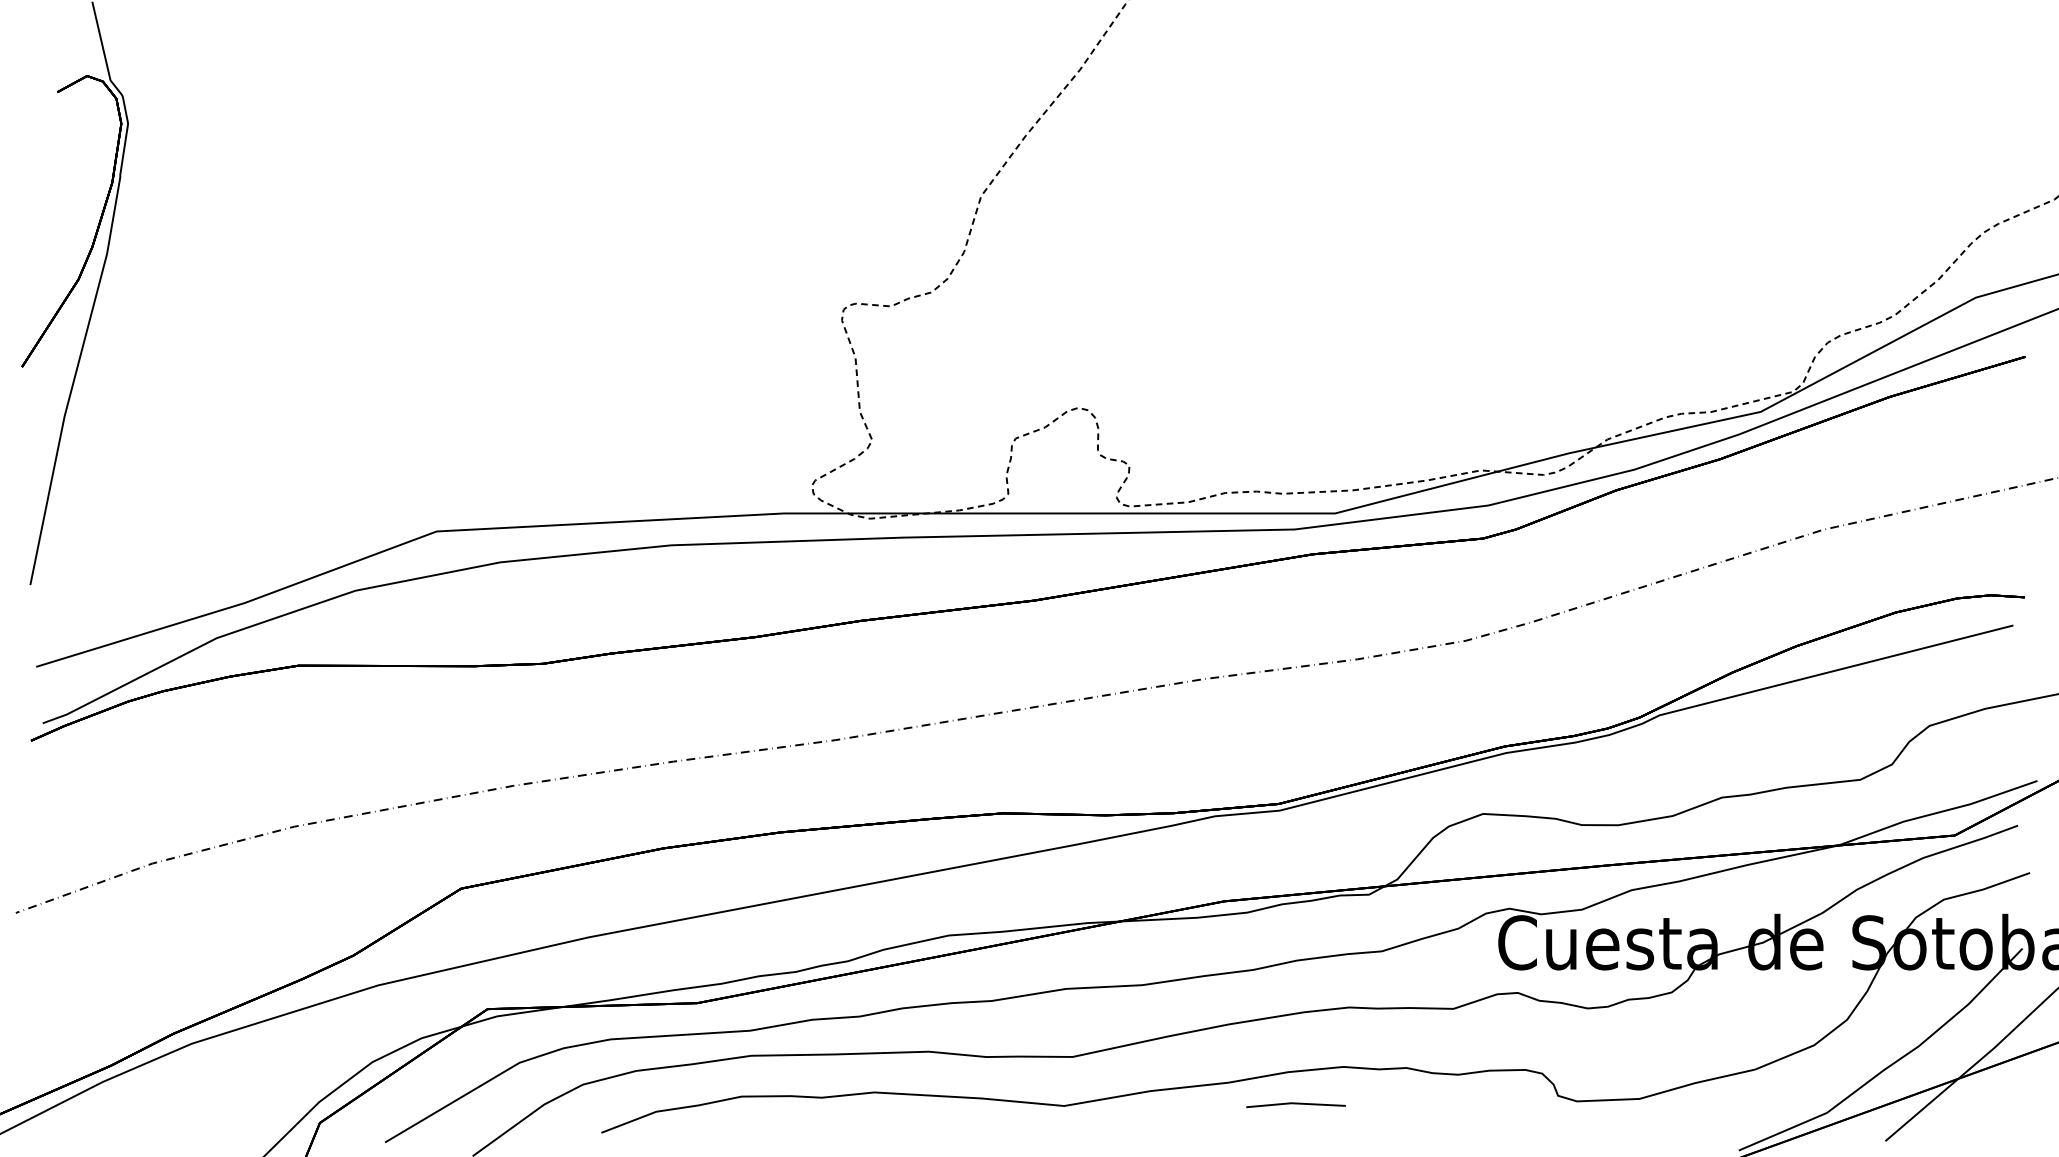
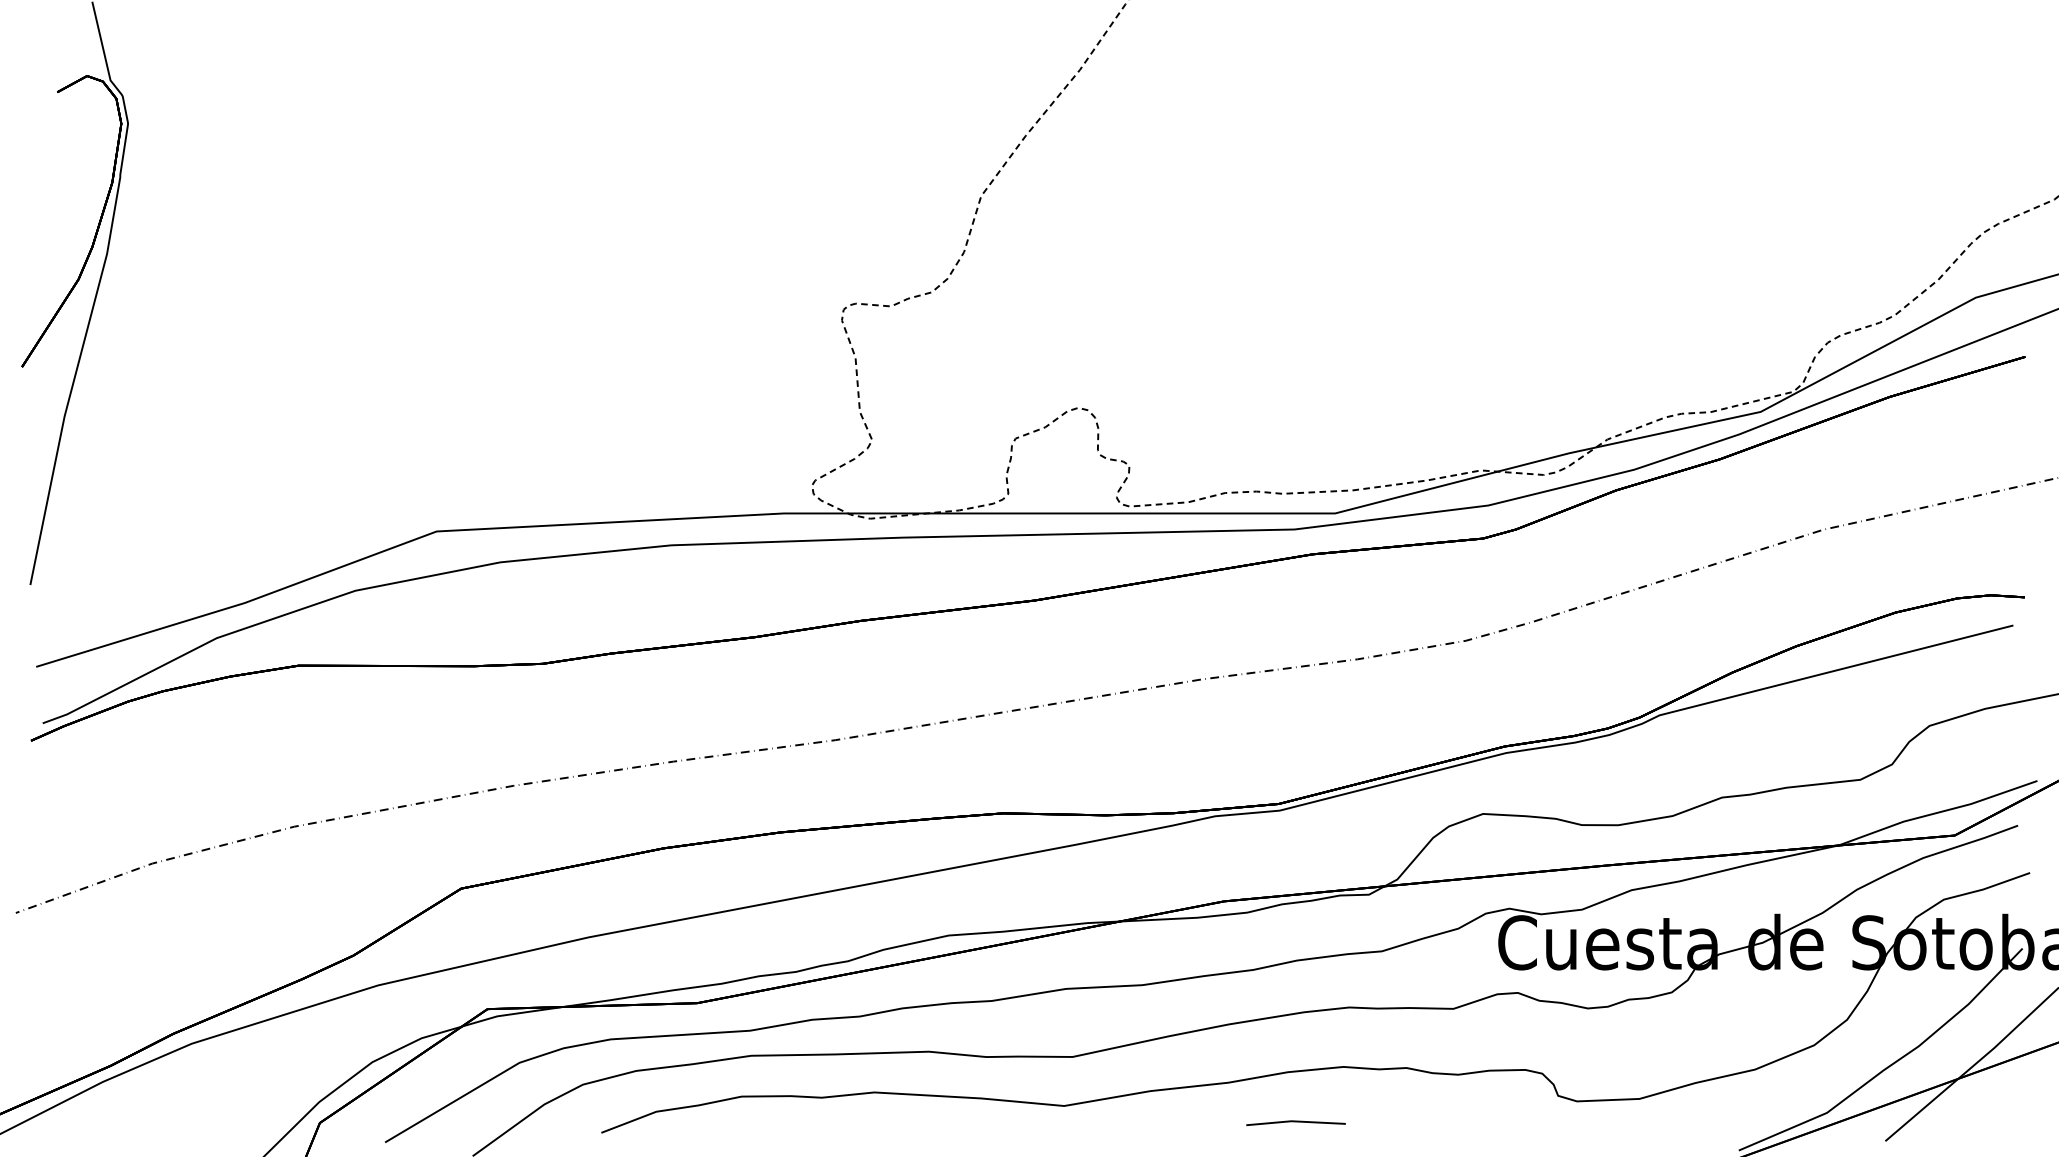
line position: (1295, 1104) -> (1295, 1122) (1295, 1122)
